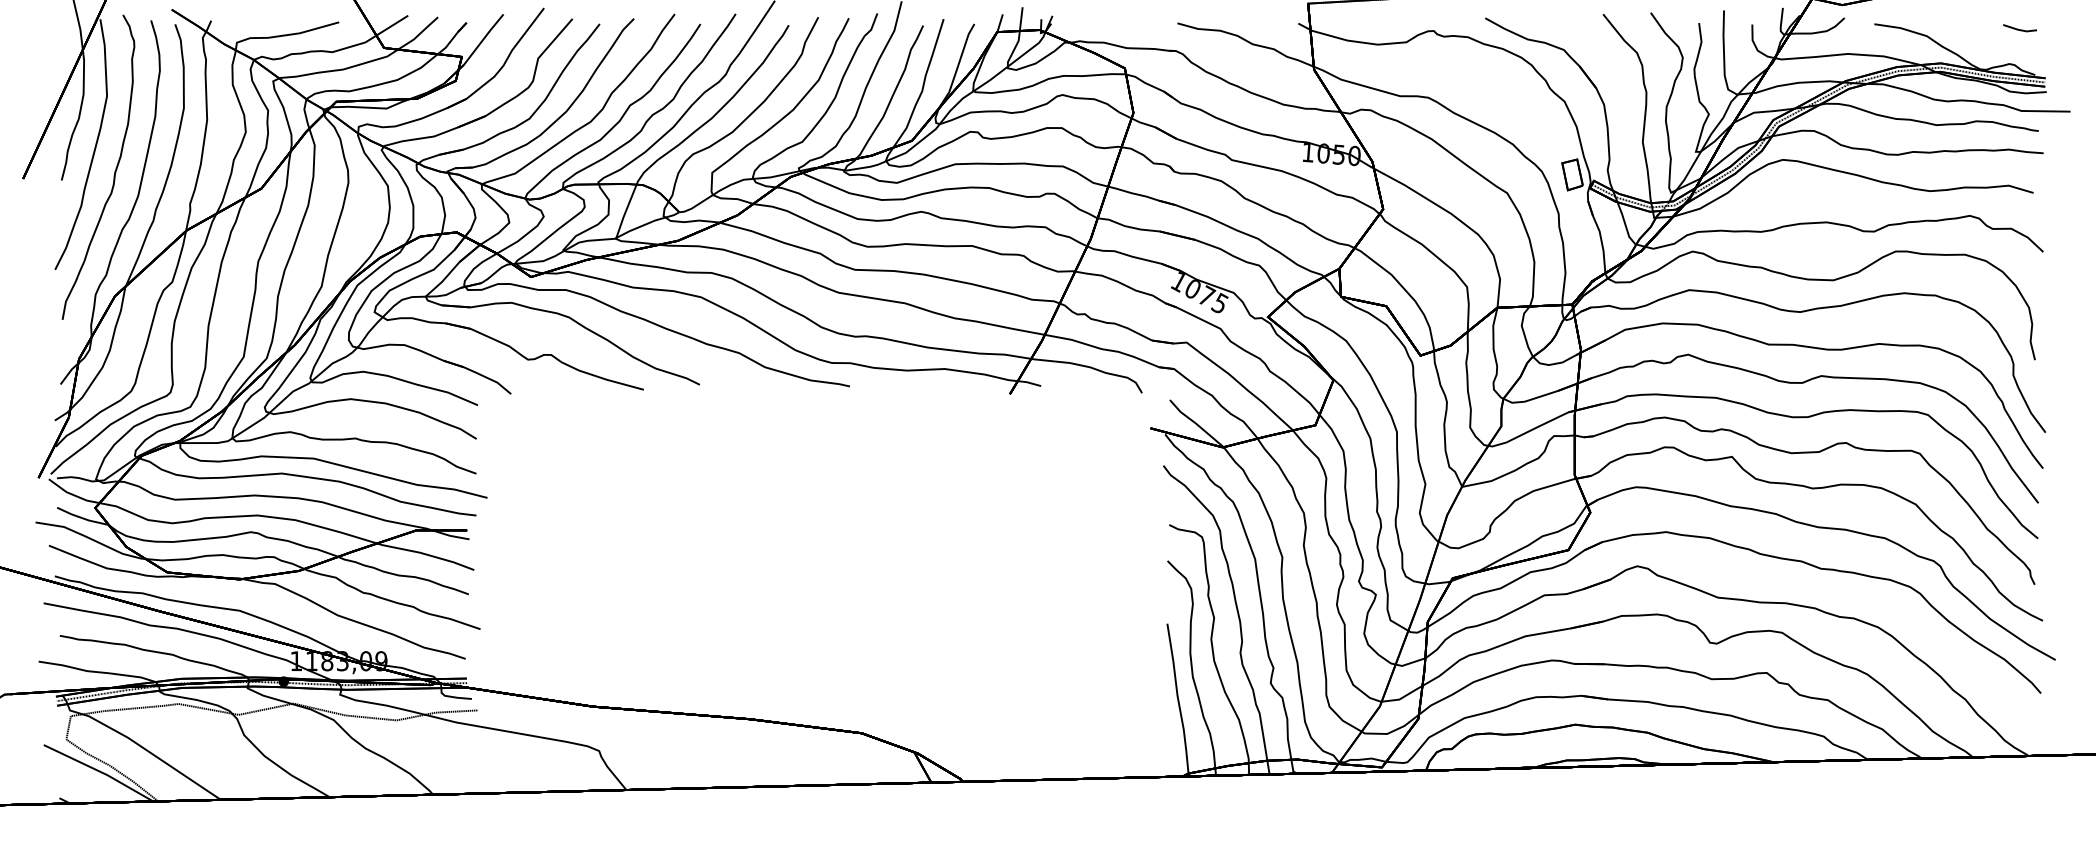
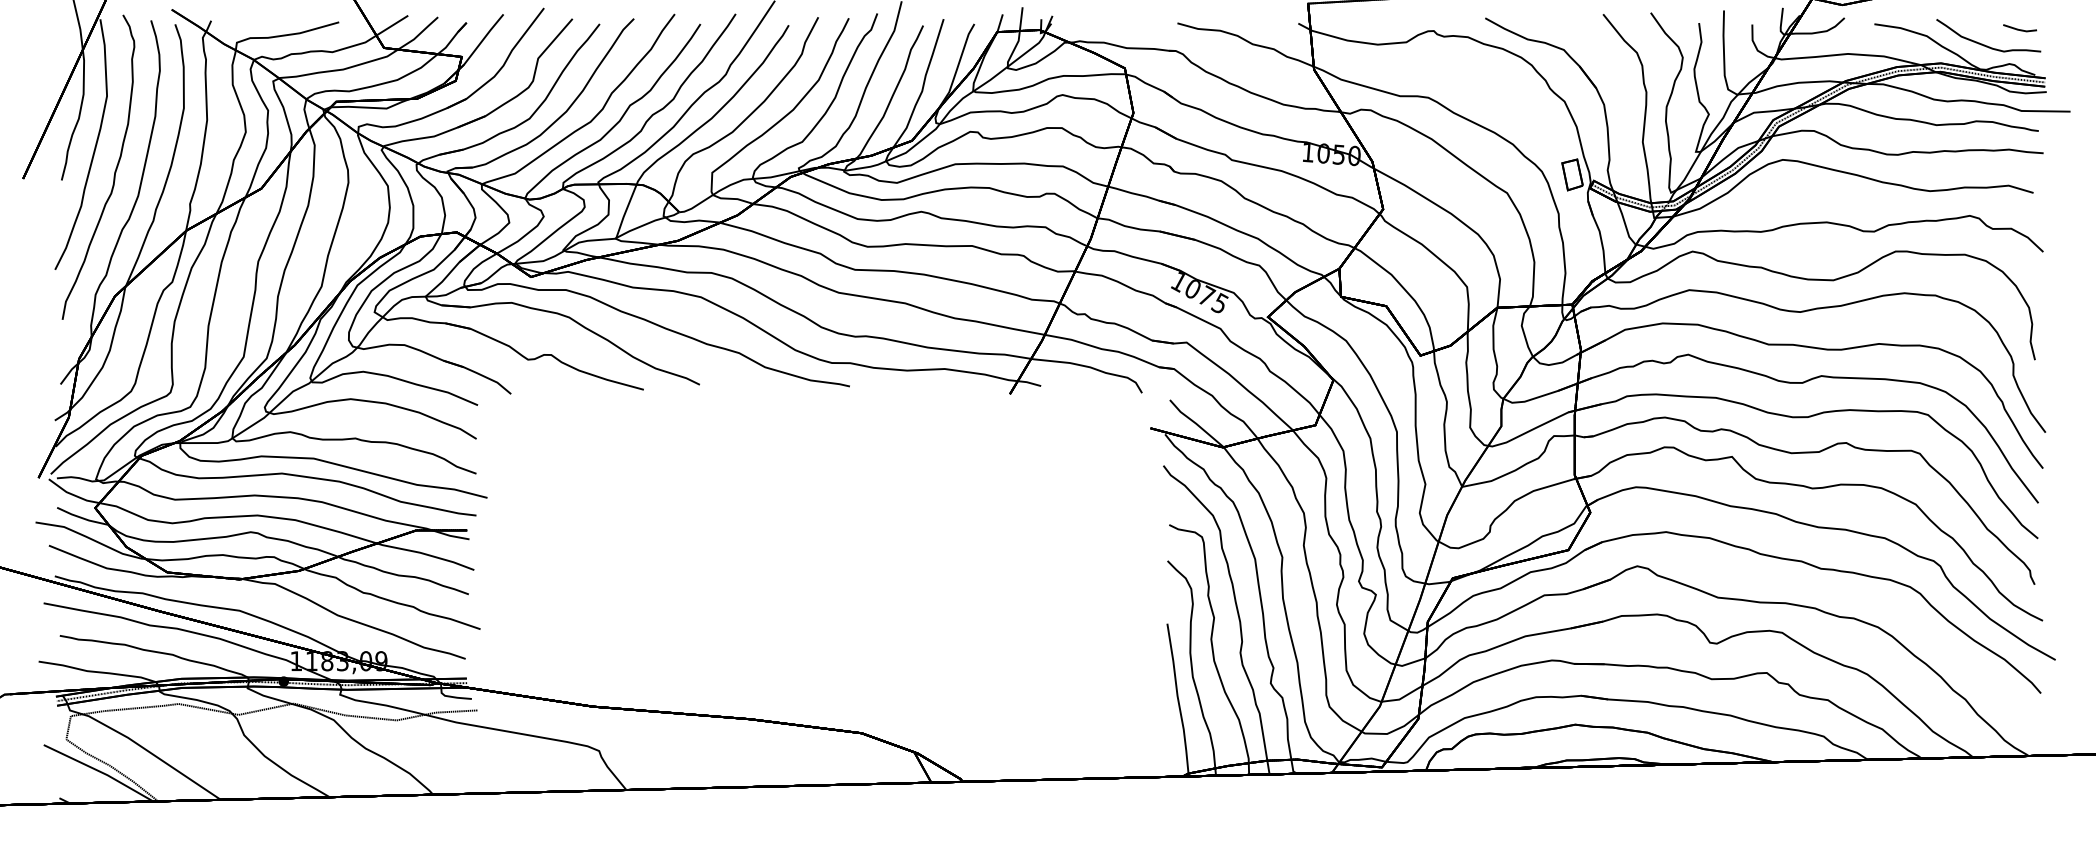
curve: none -> present (1984, 44)
